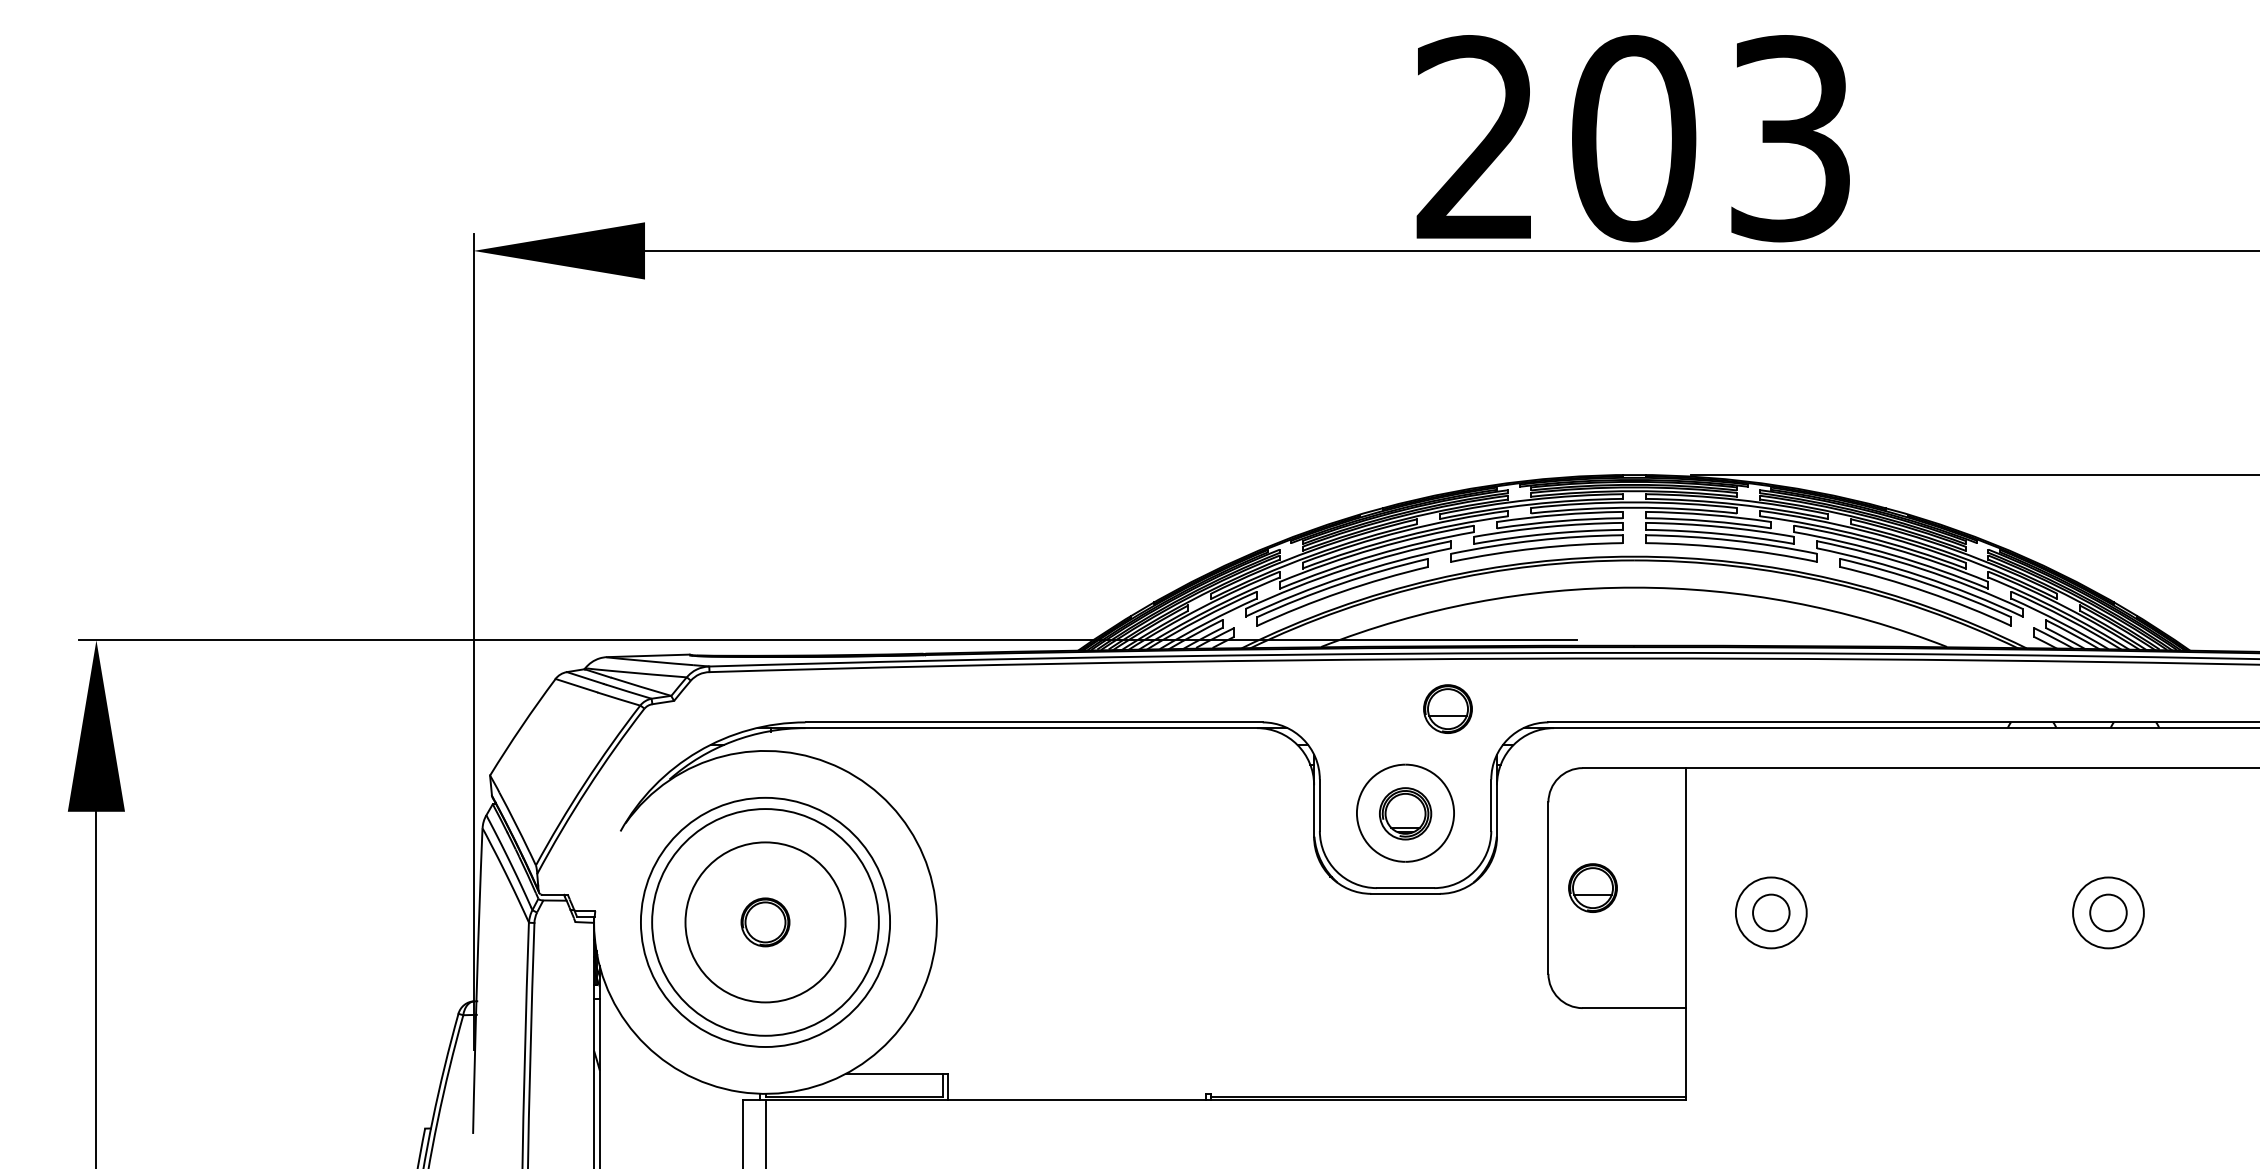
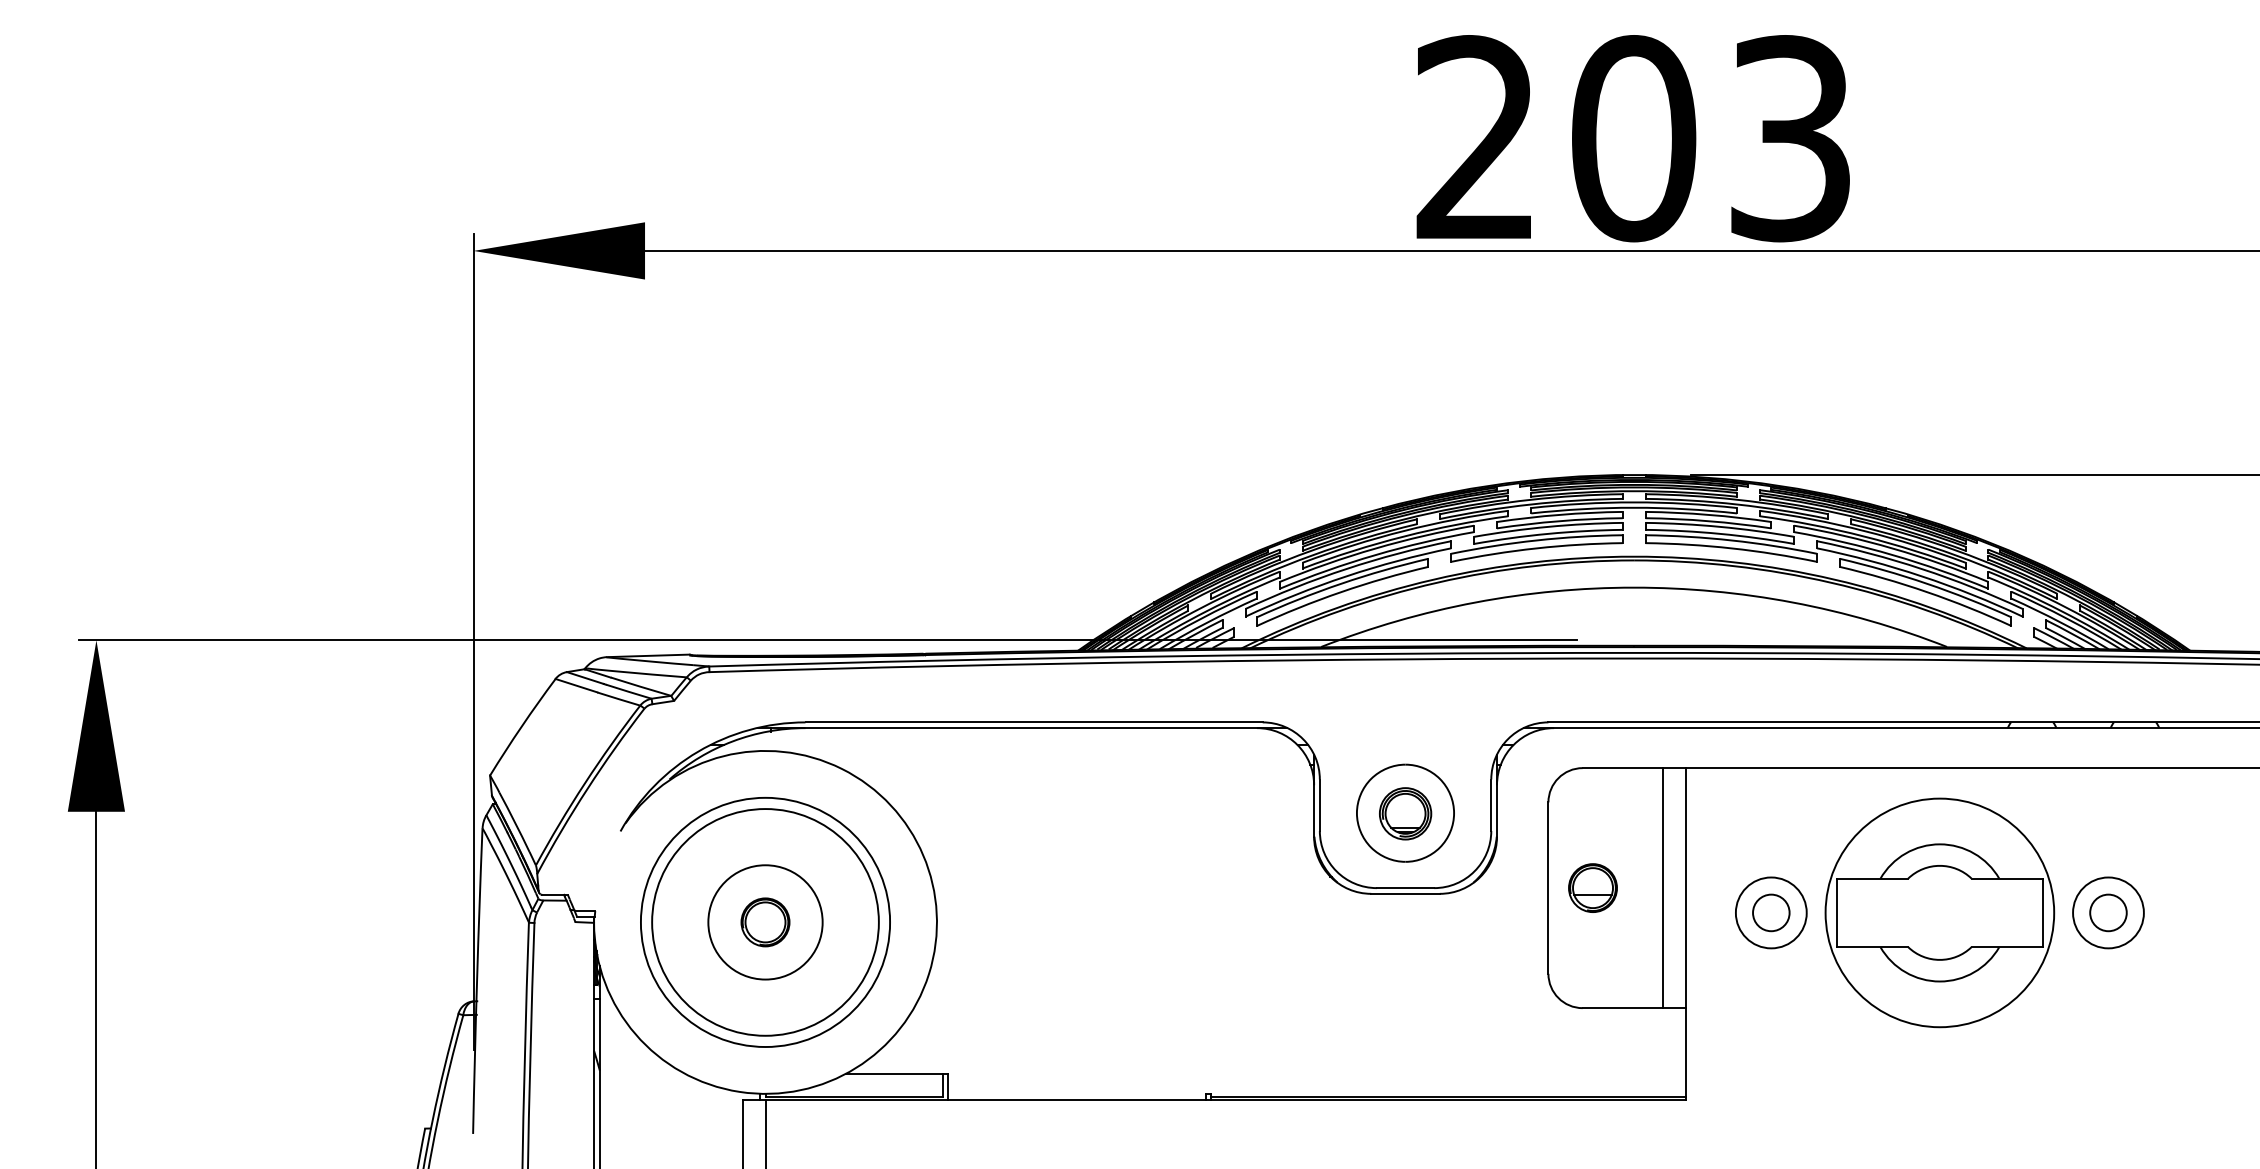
part: present -> none (1447, 708)
line: none -> present (1662, 888)
part: none -> present (1939, 912)
circle diameter: 160 px -> 114 px (765, 922)
